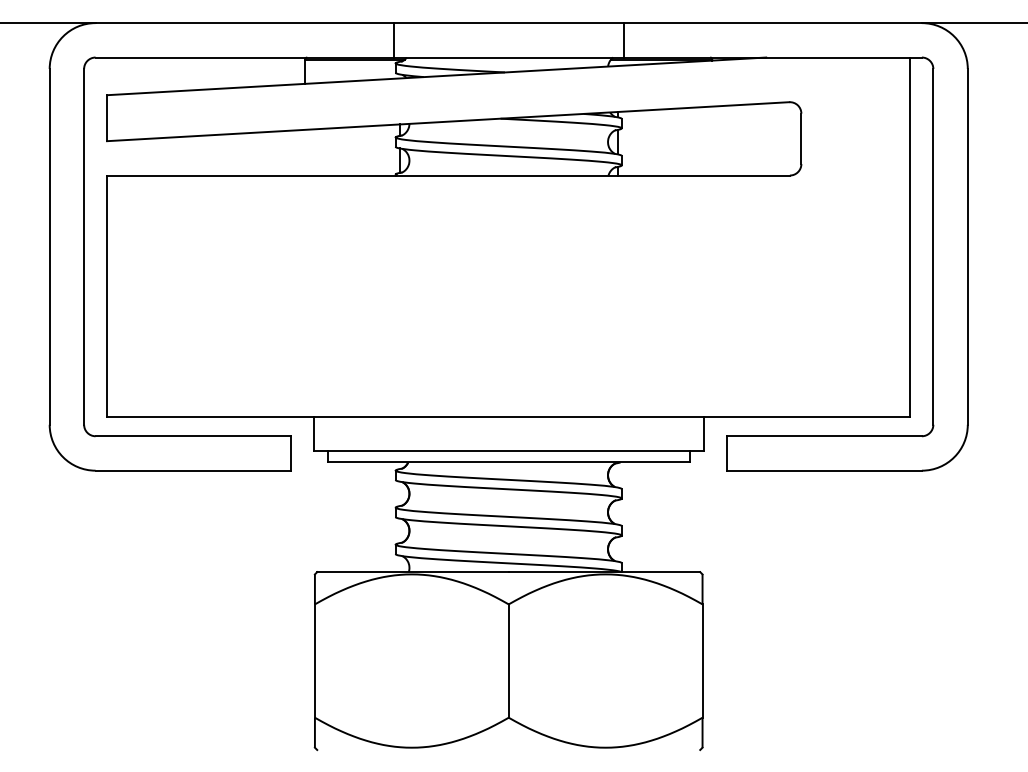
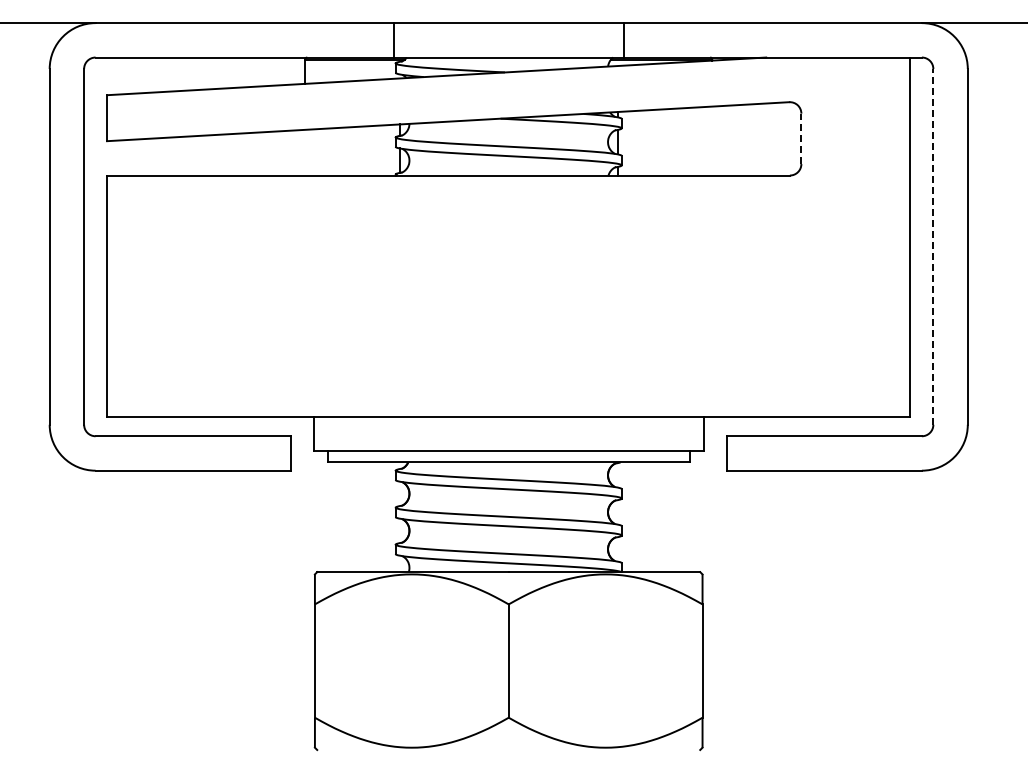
line: solid -> dashed (801, 138)
line: solid -> dashed (933, 246)
